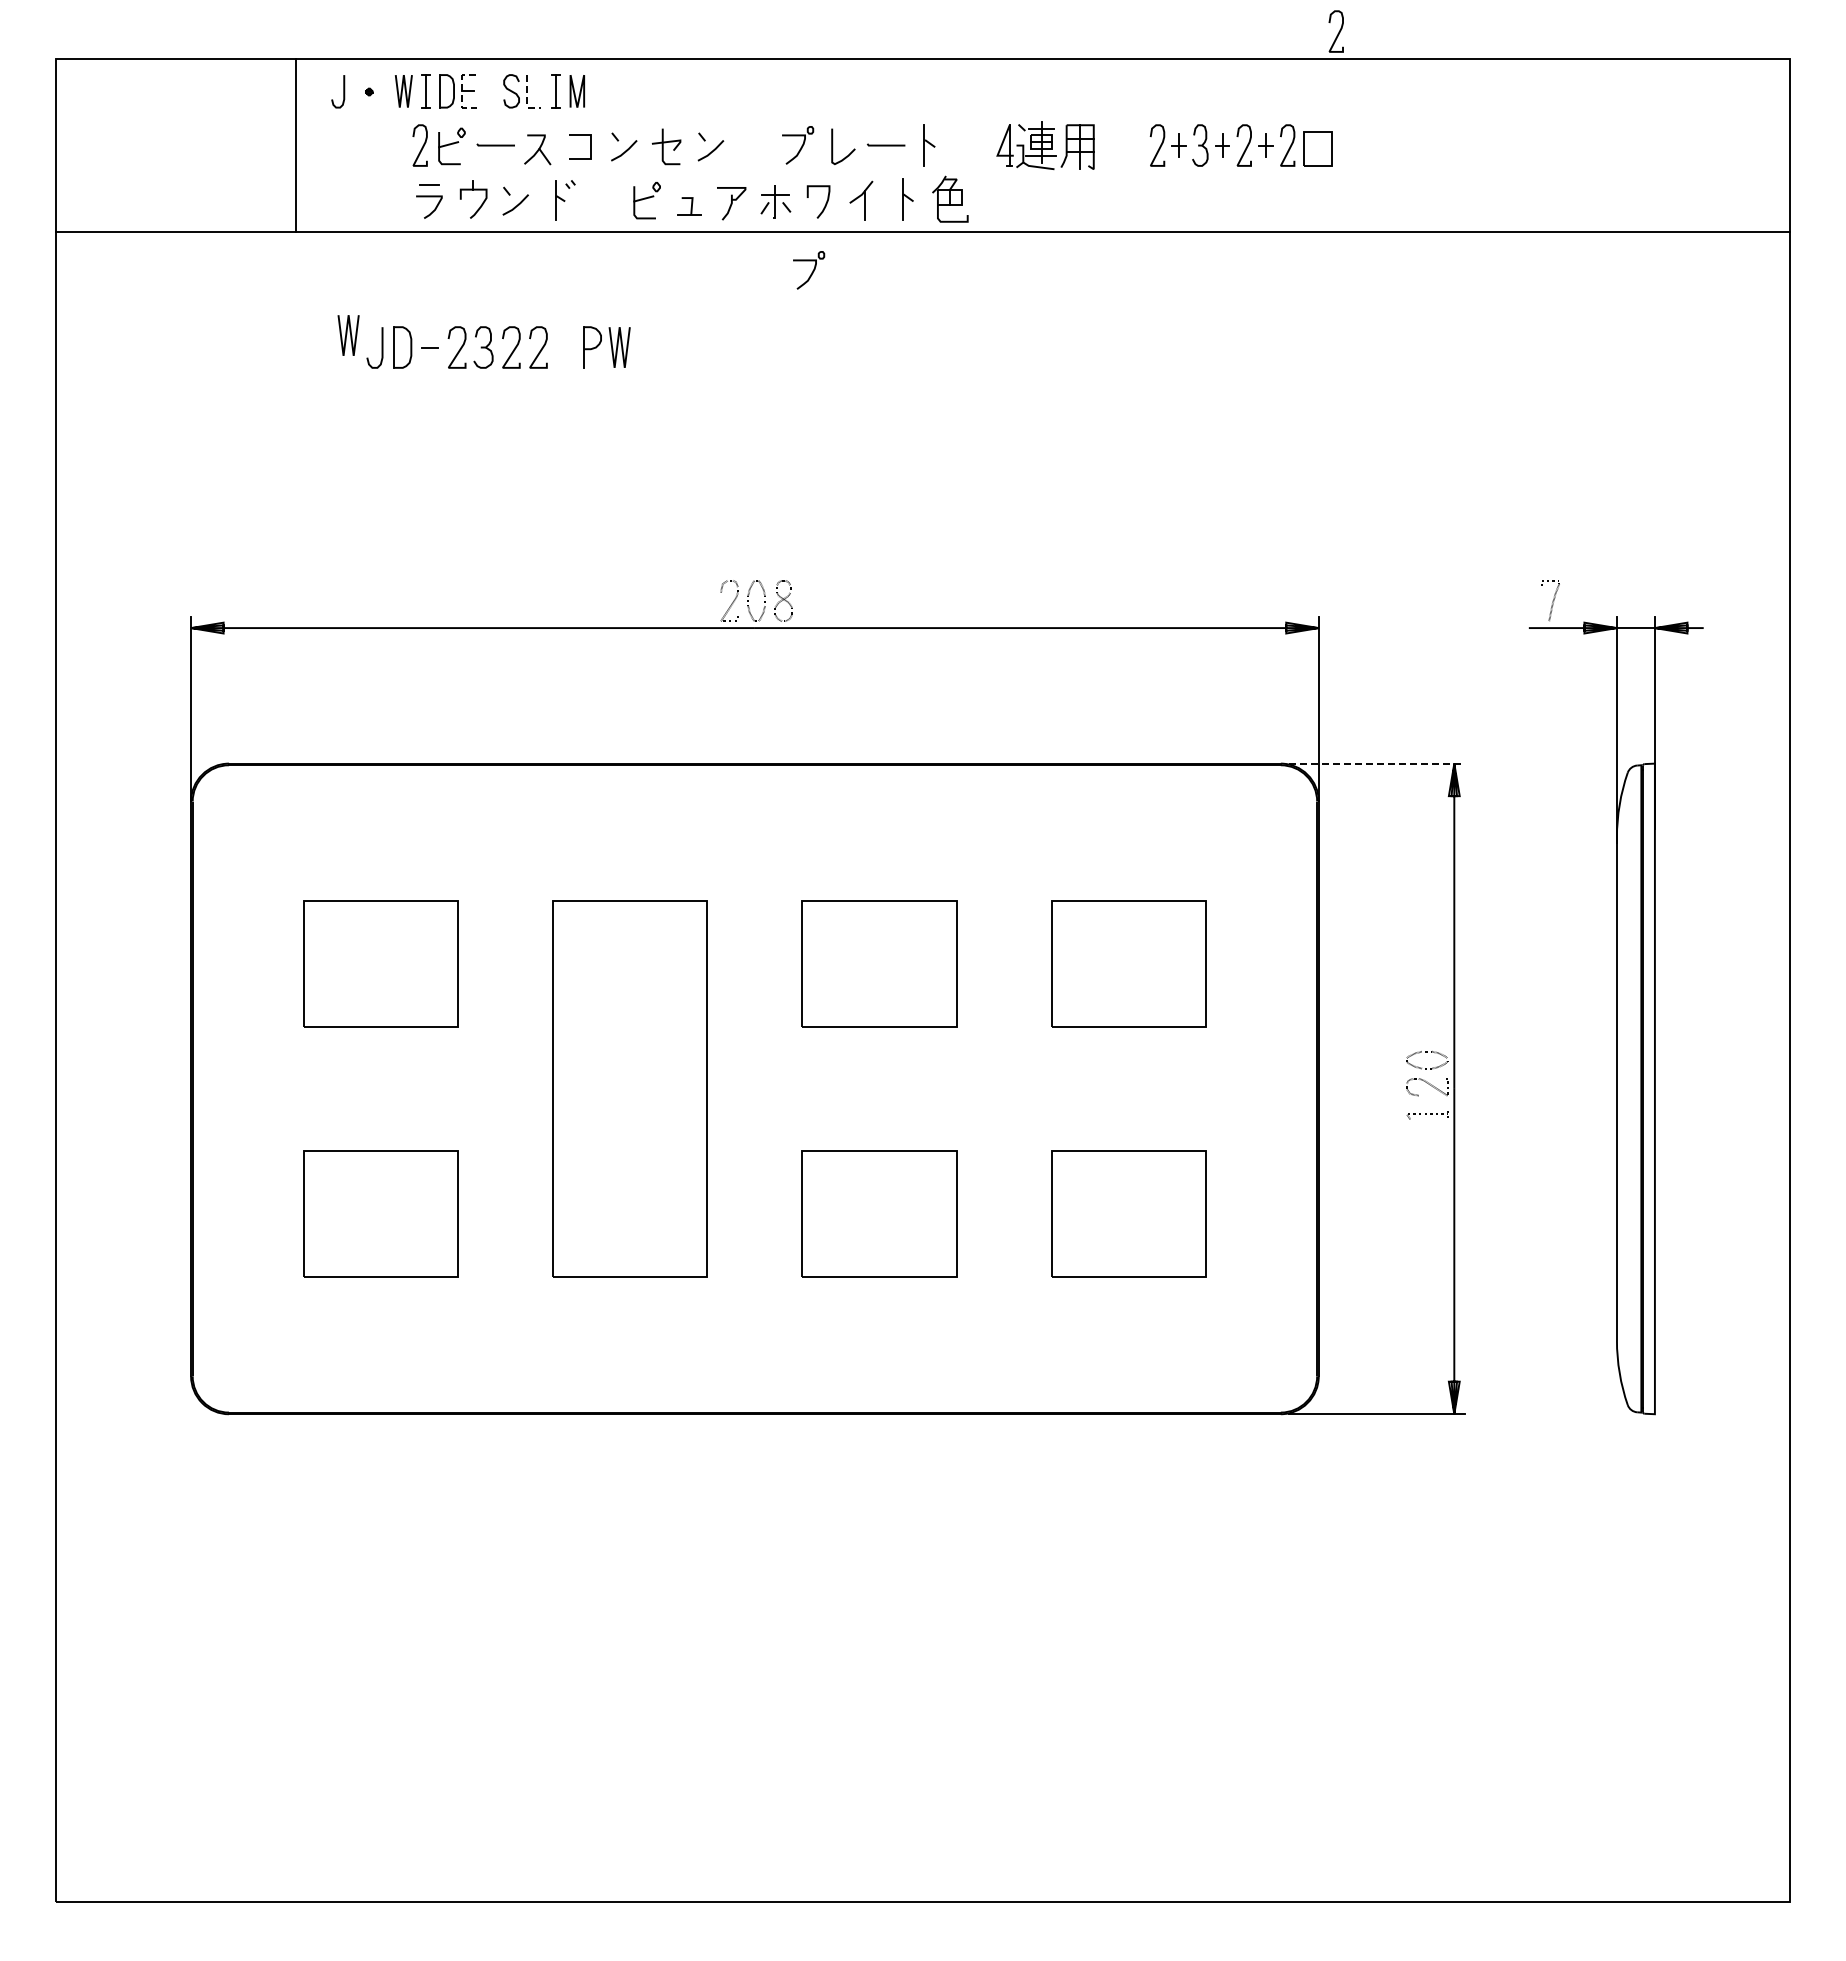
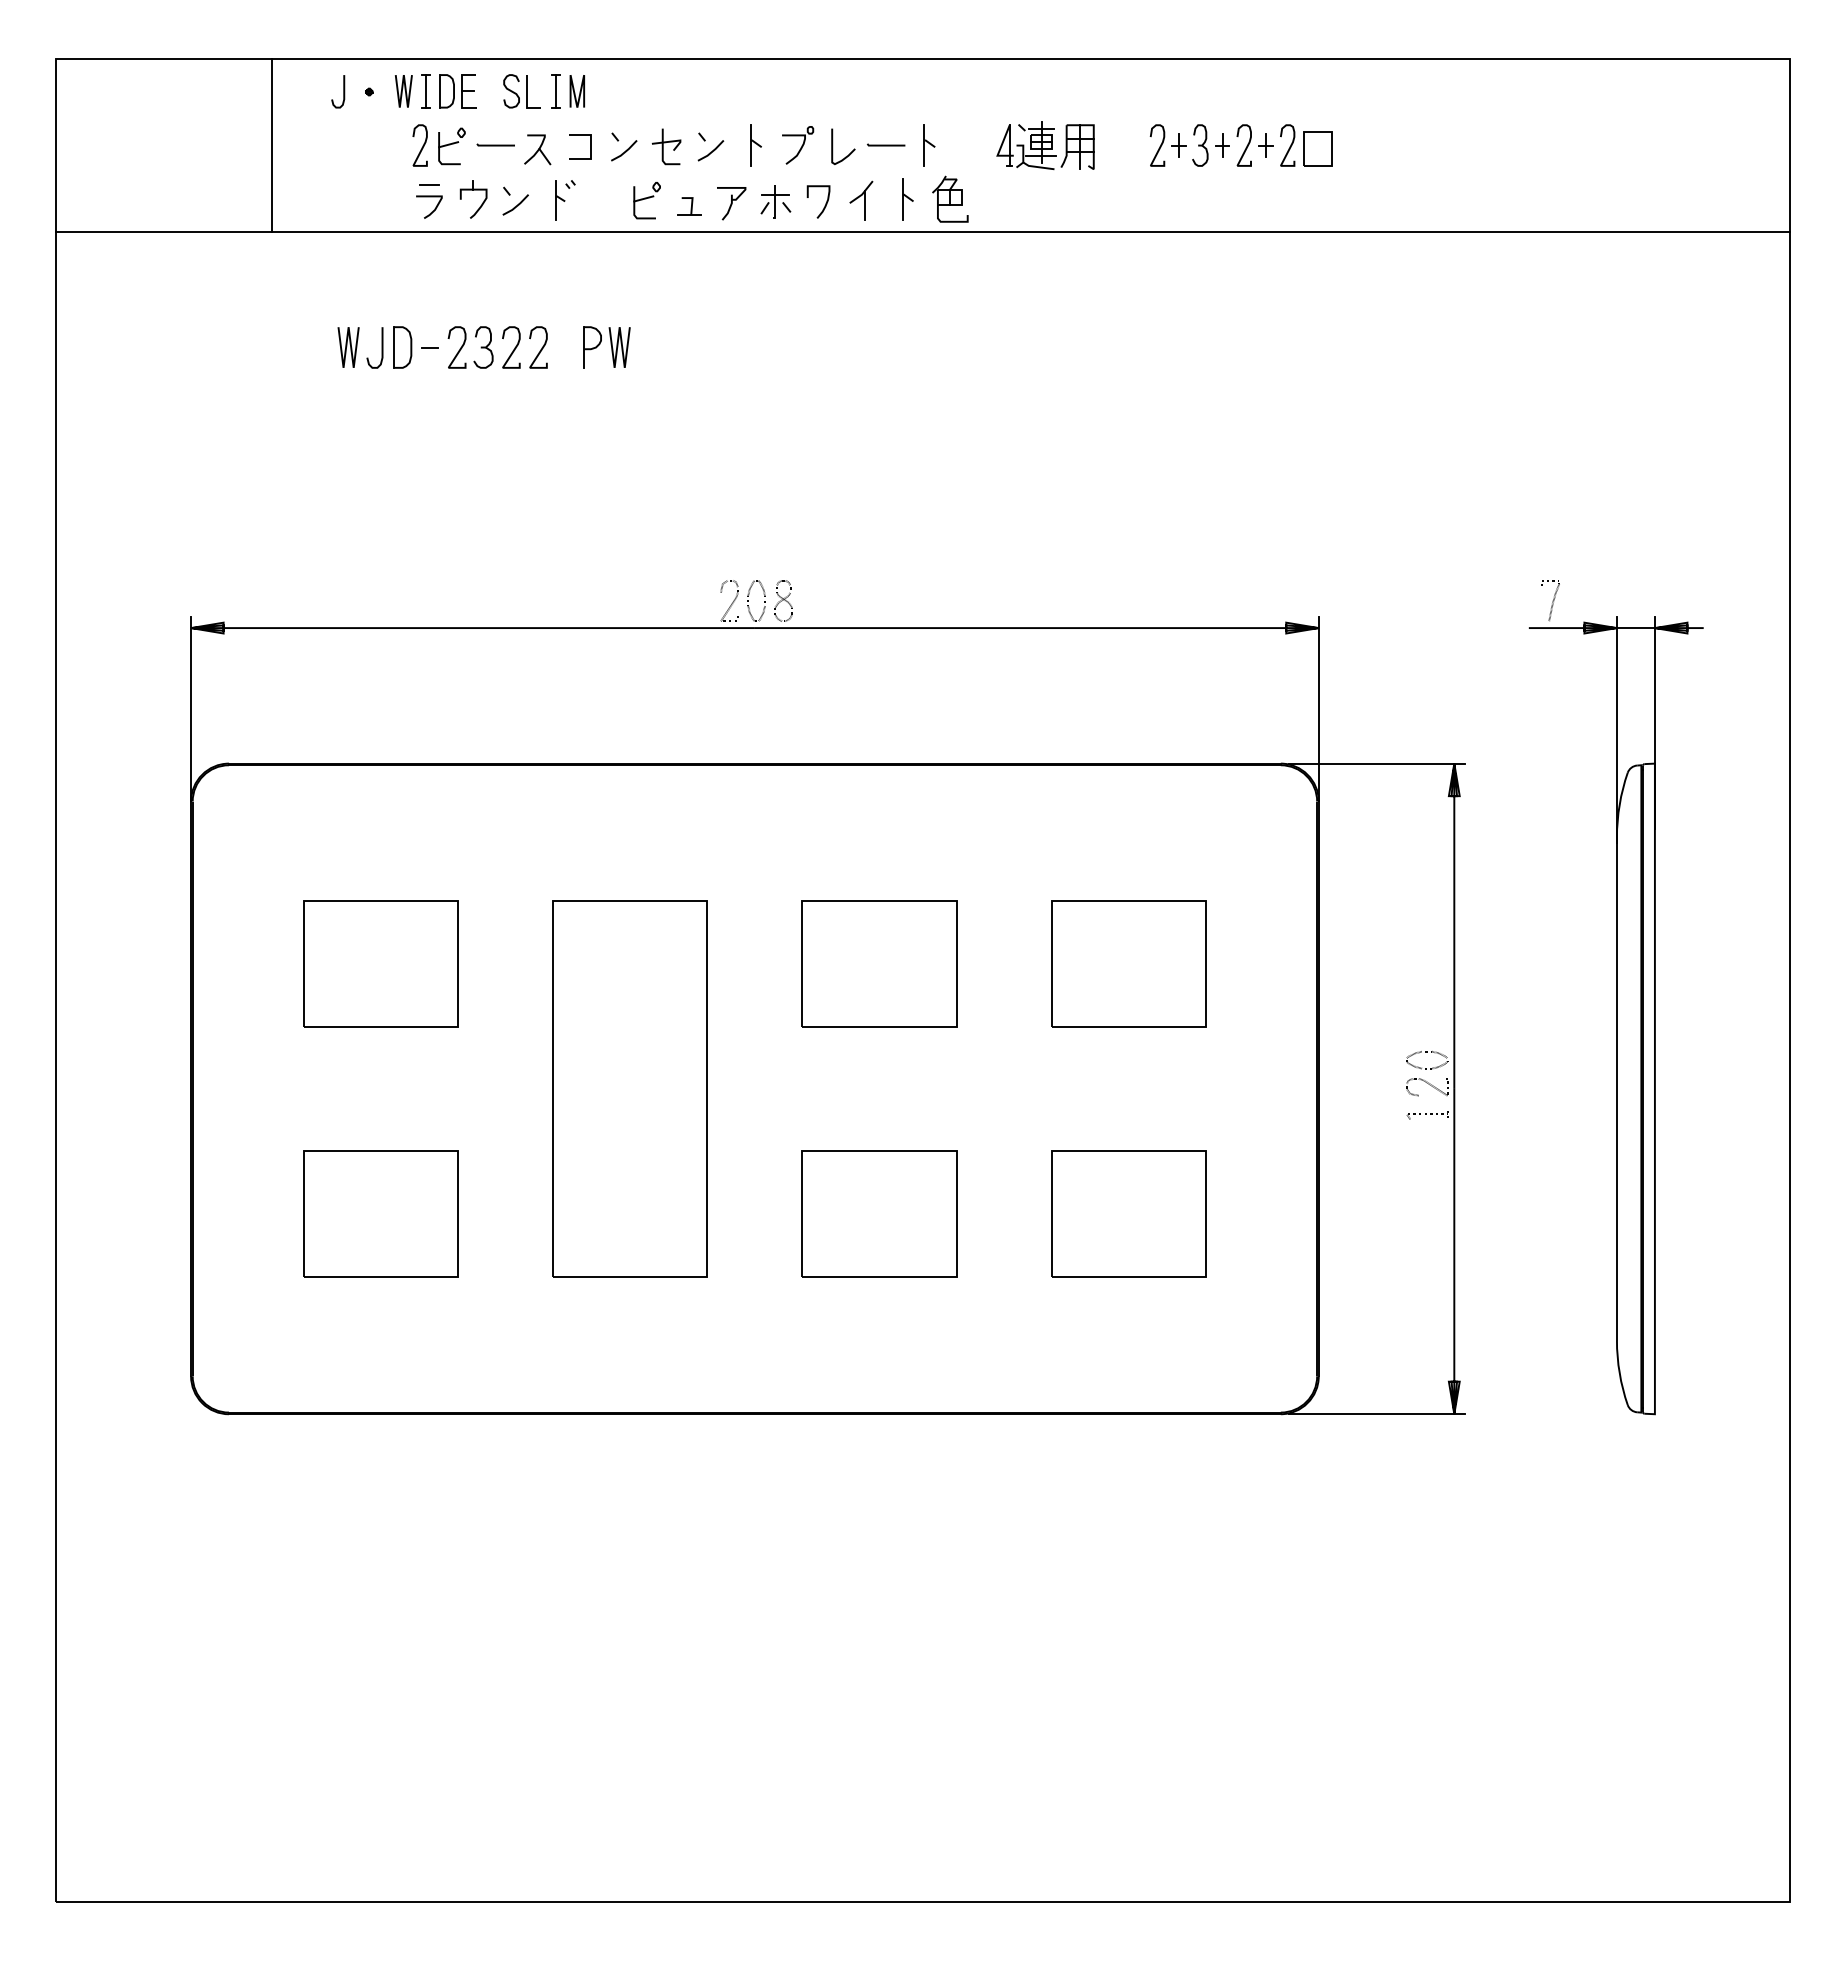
curve: present -> none (1337, 33)
line: dashed -> solid (462, 91)
line: dashed -> solid (527, 98)
line position: (296, 145) -> (272, 145) (272, 145)
part: none -> present (755, 145)
part: present -> none (809, 270)
line position: (347, 334) -> (347, 346) (347, 346)
line: dashed -> solid (1377, 763)
